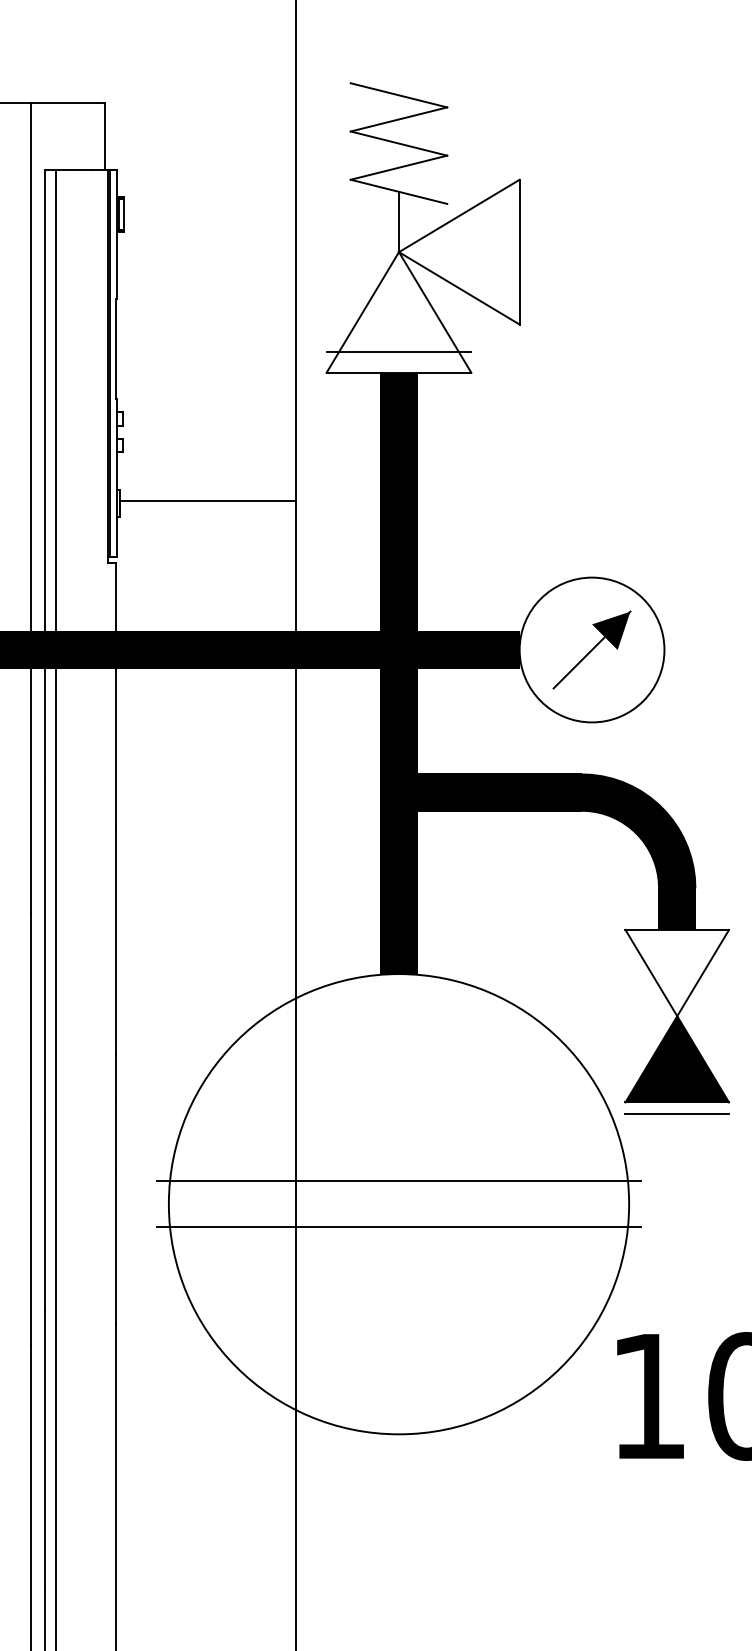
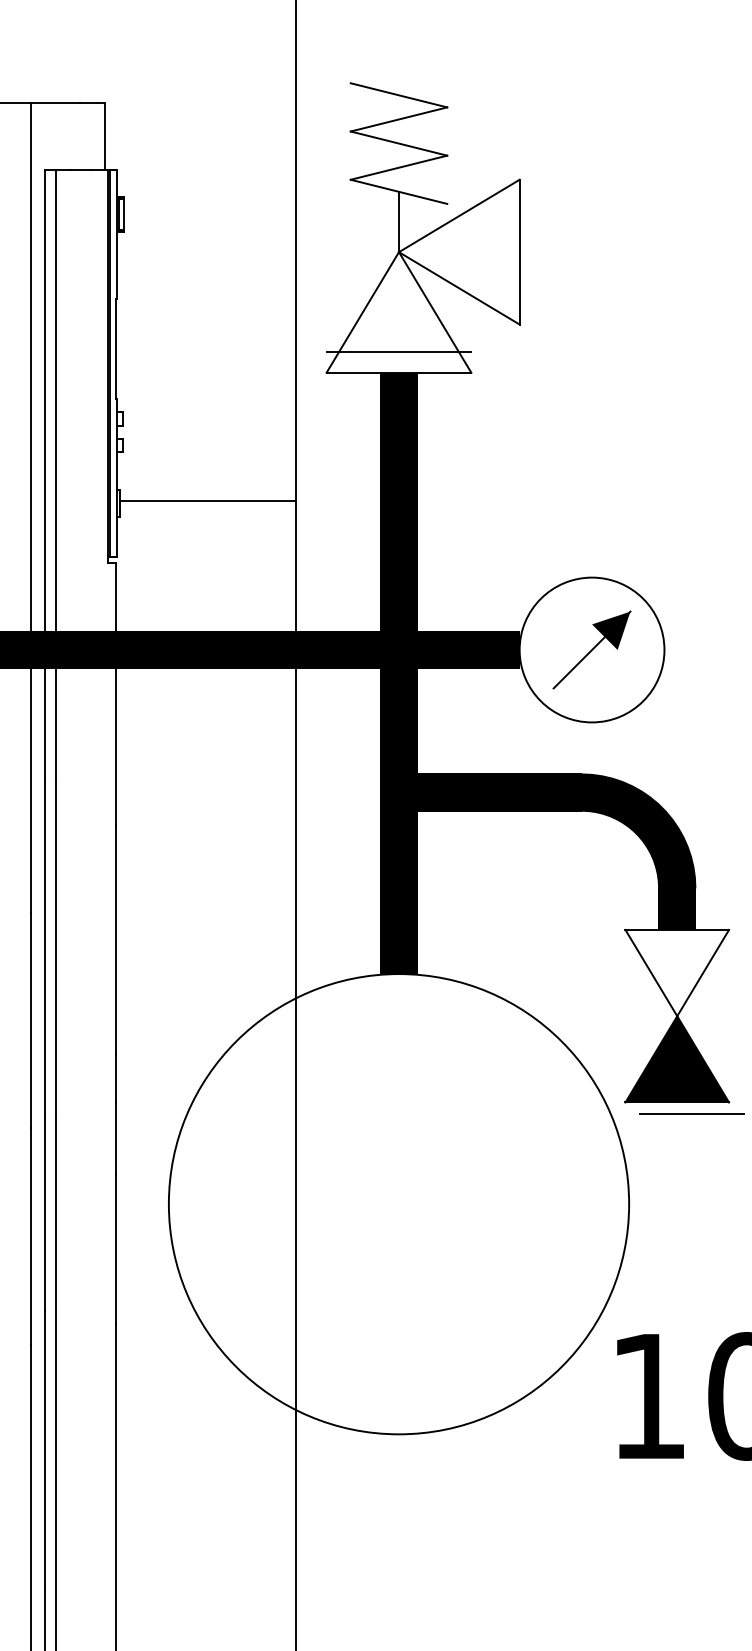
line position: (676, 1113) -> (691, 1113) (691, 1113)
line: present -> none (398, 1181)
line: present -> none (398, 1227)
